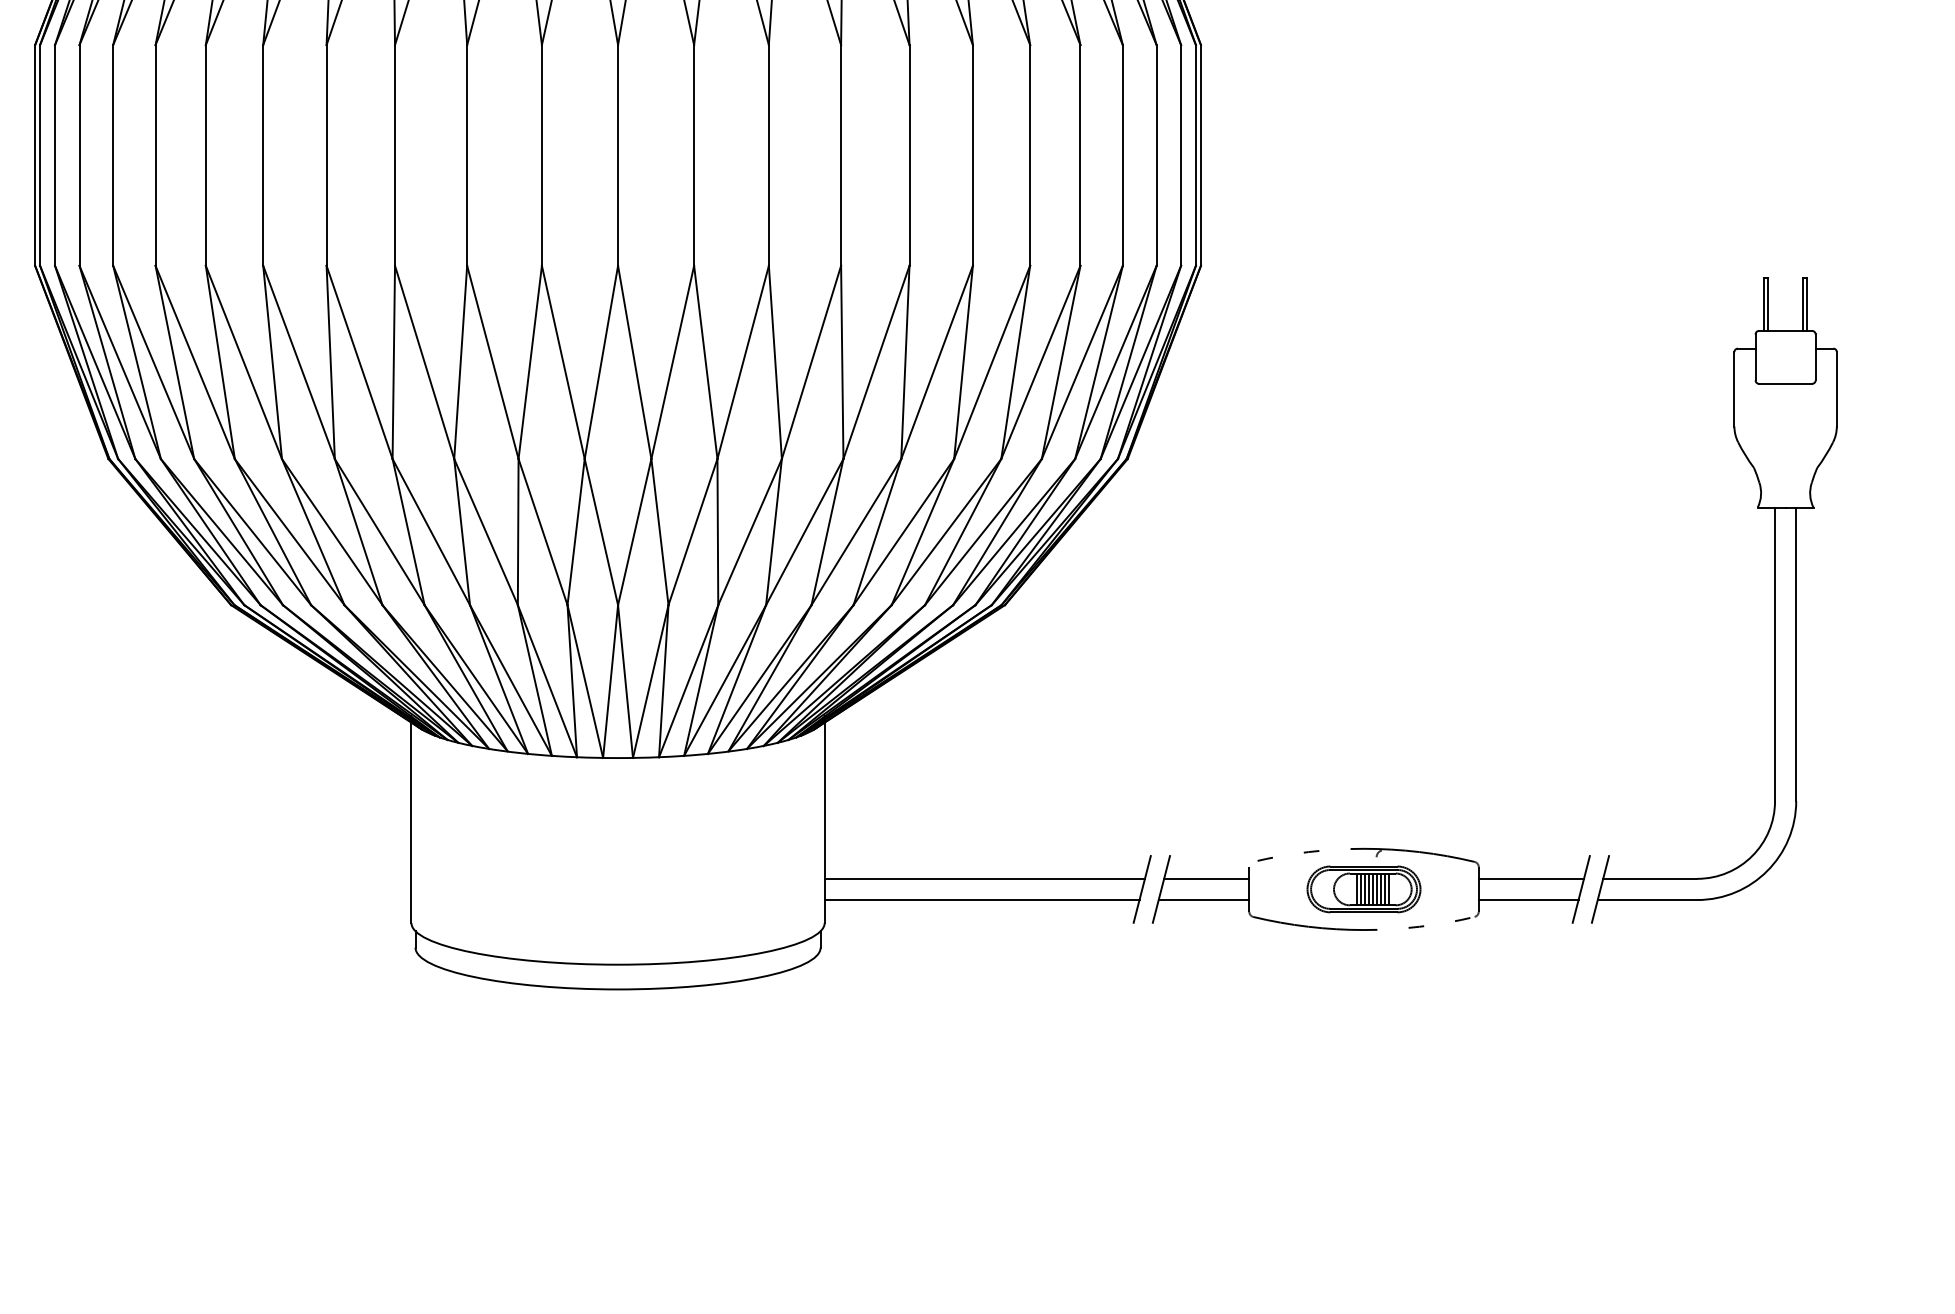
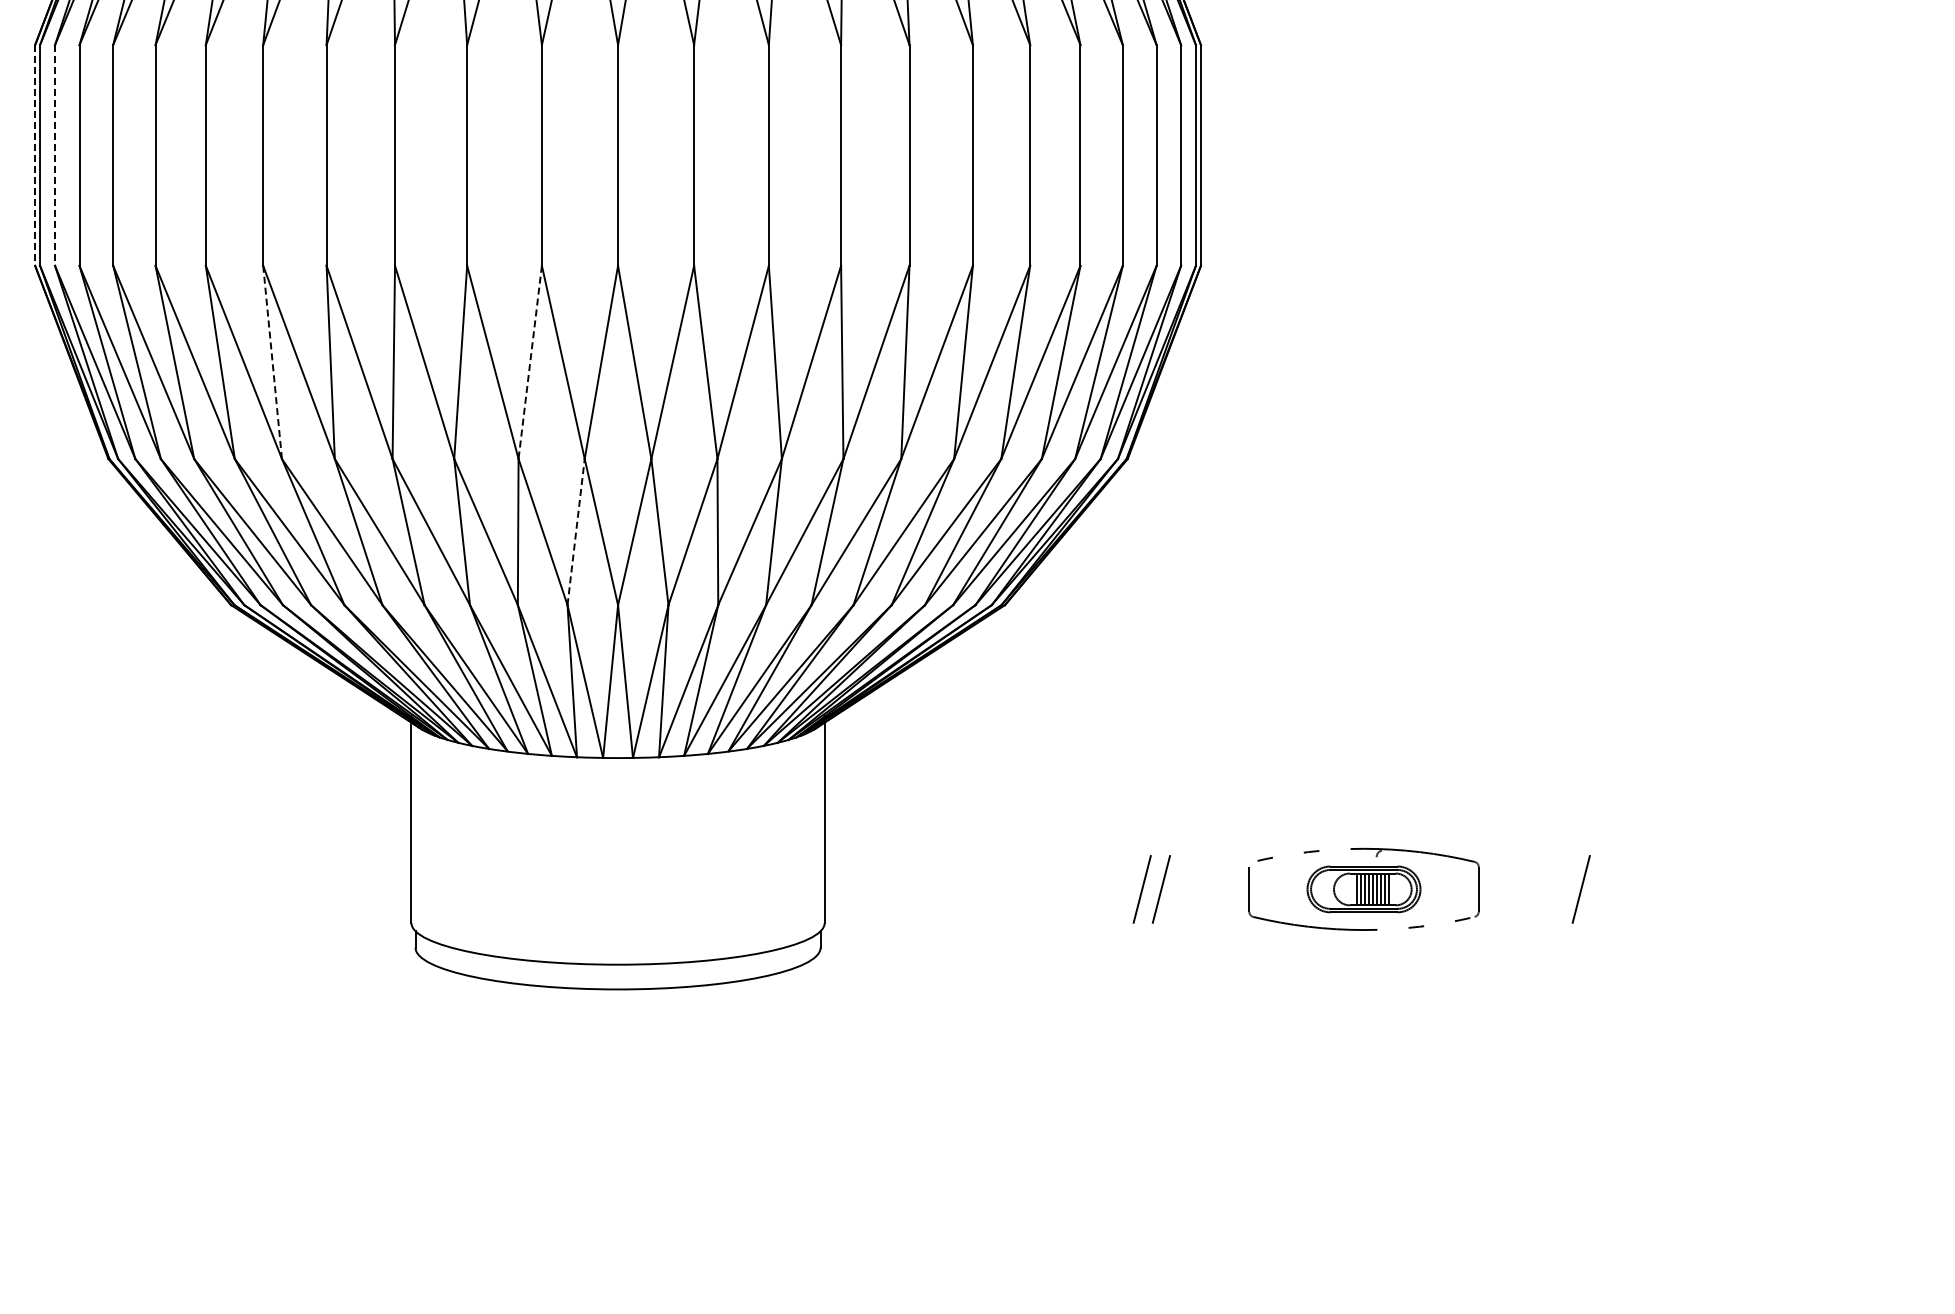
line: solid -> dashed (35, 155)
line: solid -> dashed (55, 155)
line: solid -> dashed (272, 362)
line: solid -> dashed (530, 362)
line: solid -> dashed (576, 532)
part: present -> none (1774, 600)
line: present -> none (984, 878)
line: present -> none (1206, 878)
line: present -> none (1531, 878)
line: present -> none (981, 900)
line: present -> none (1203, 900)
line: present -> none (1528, 900)
